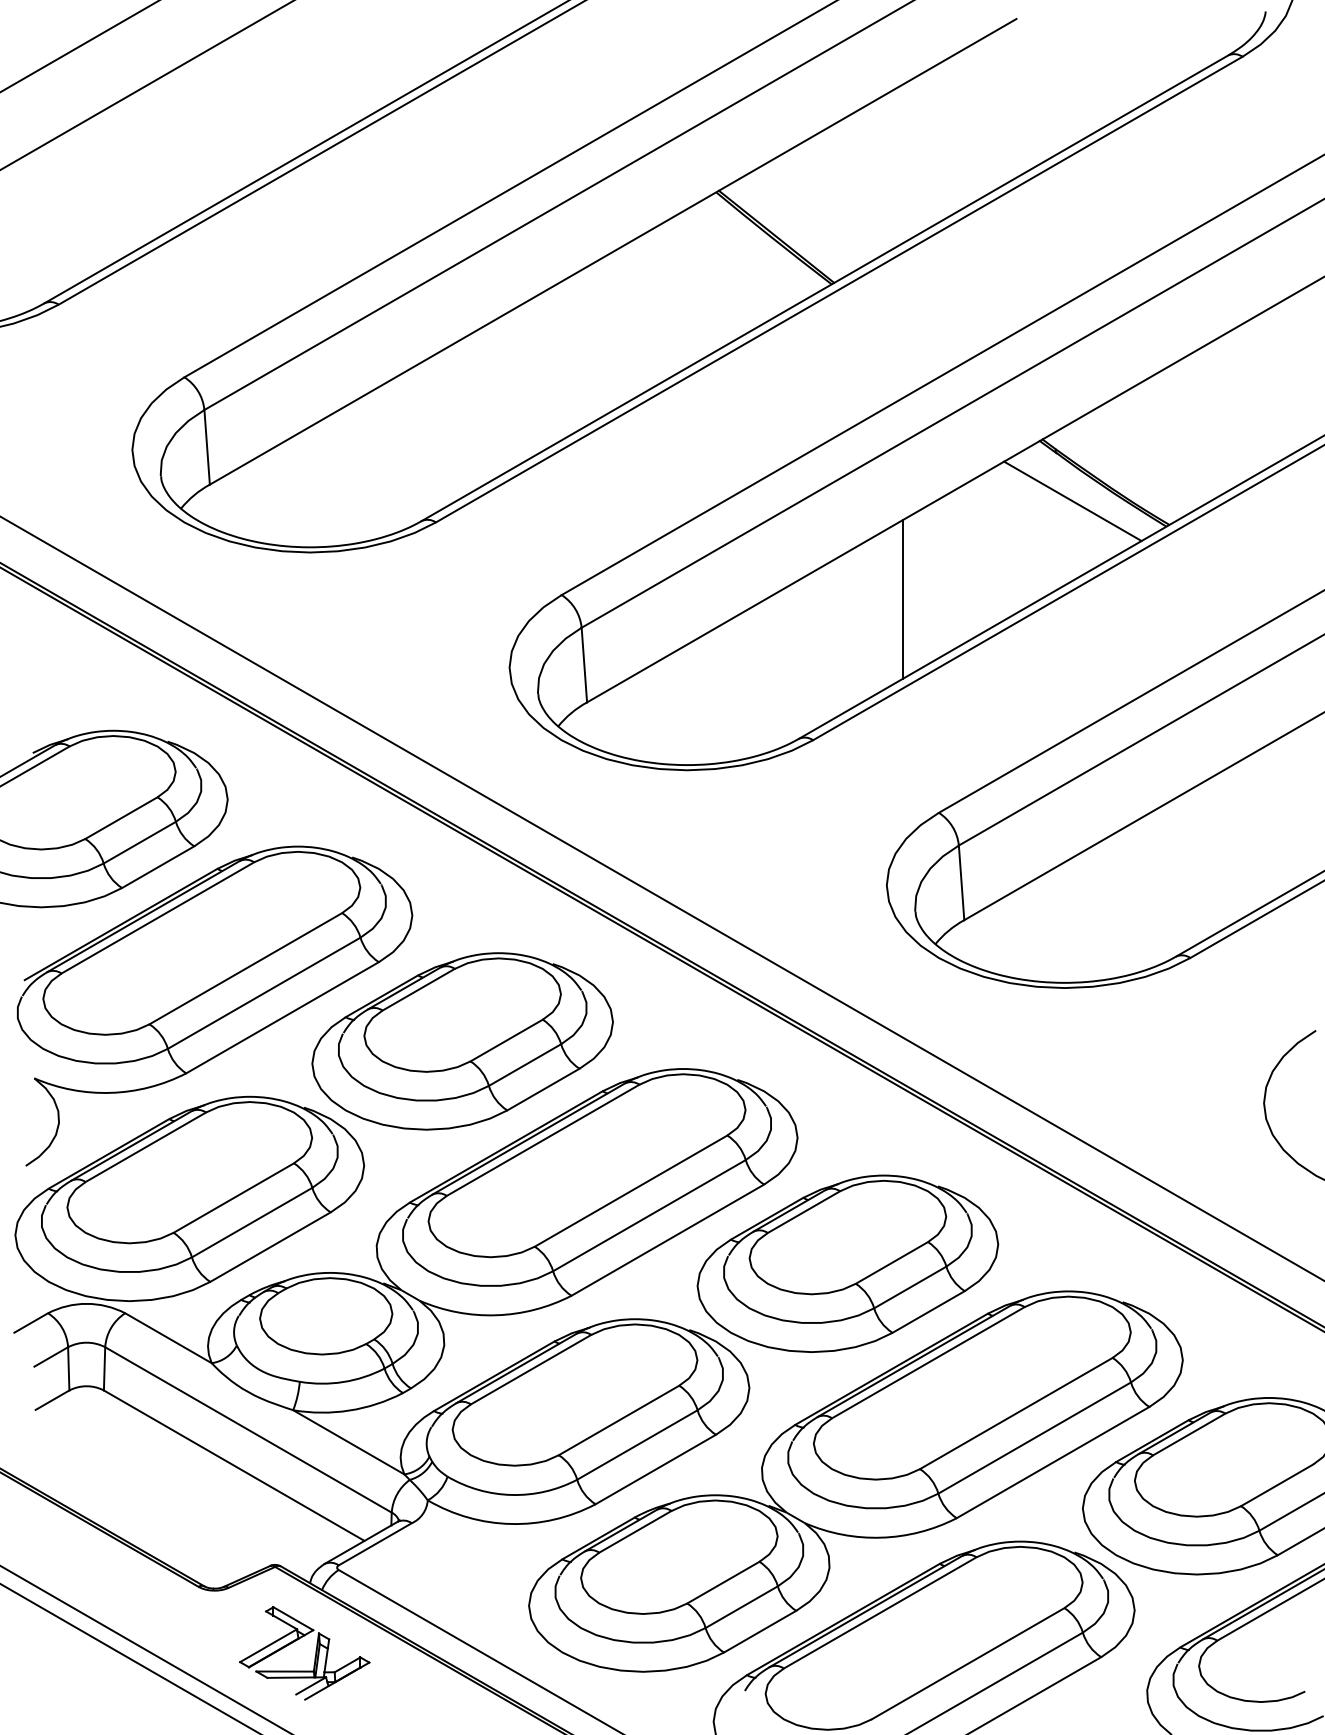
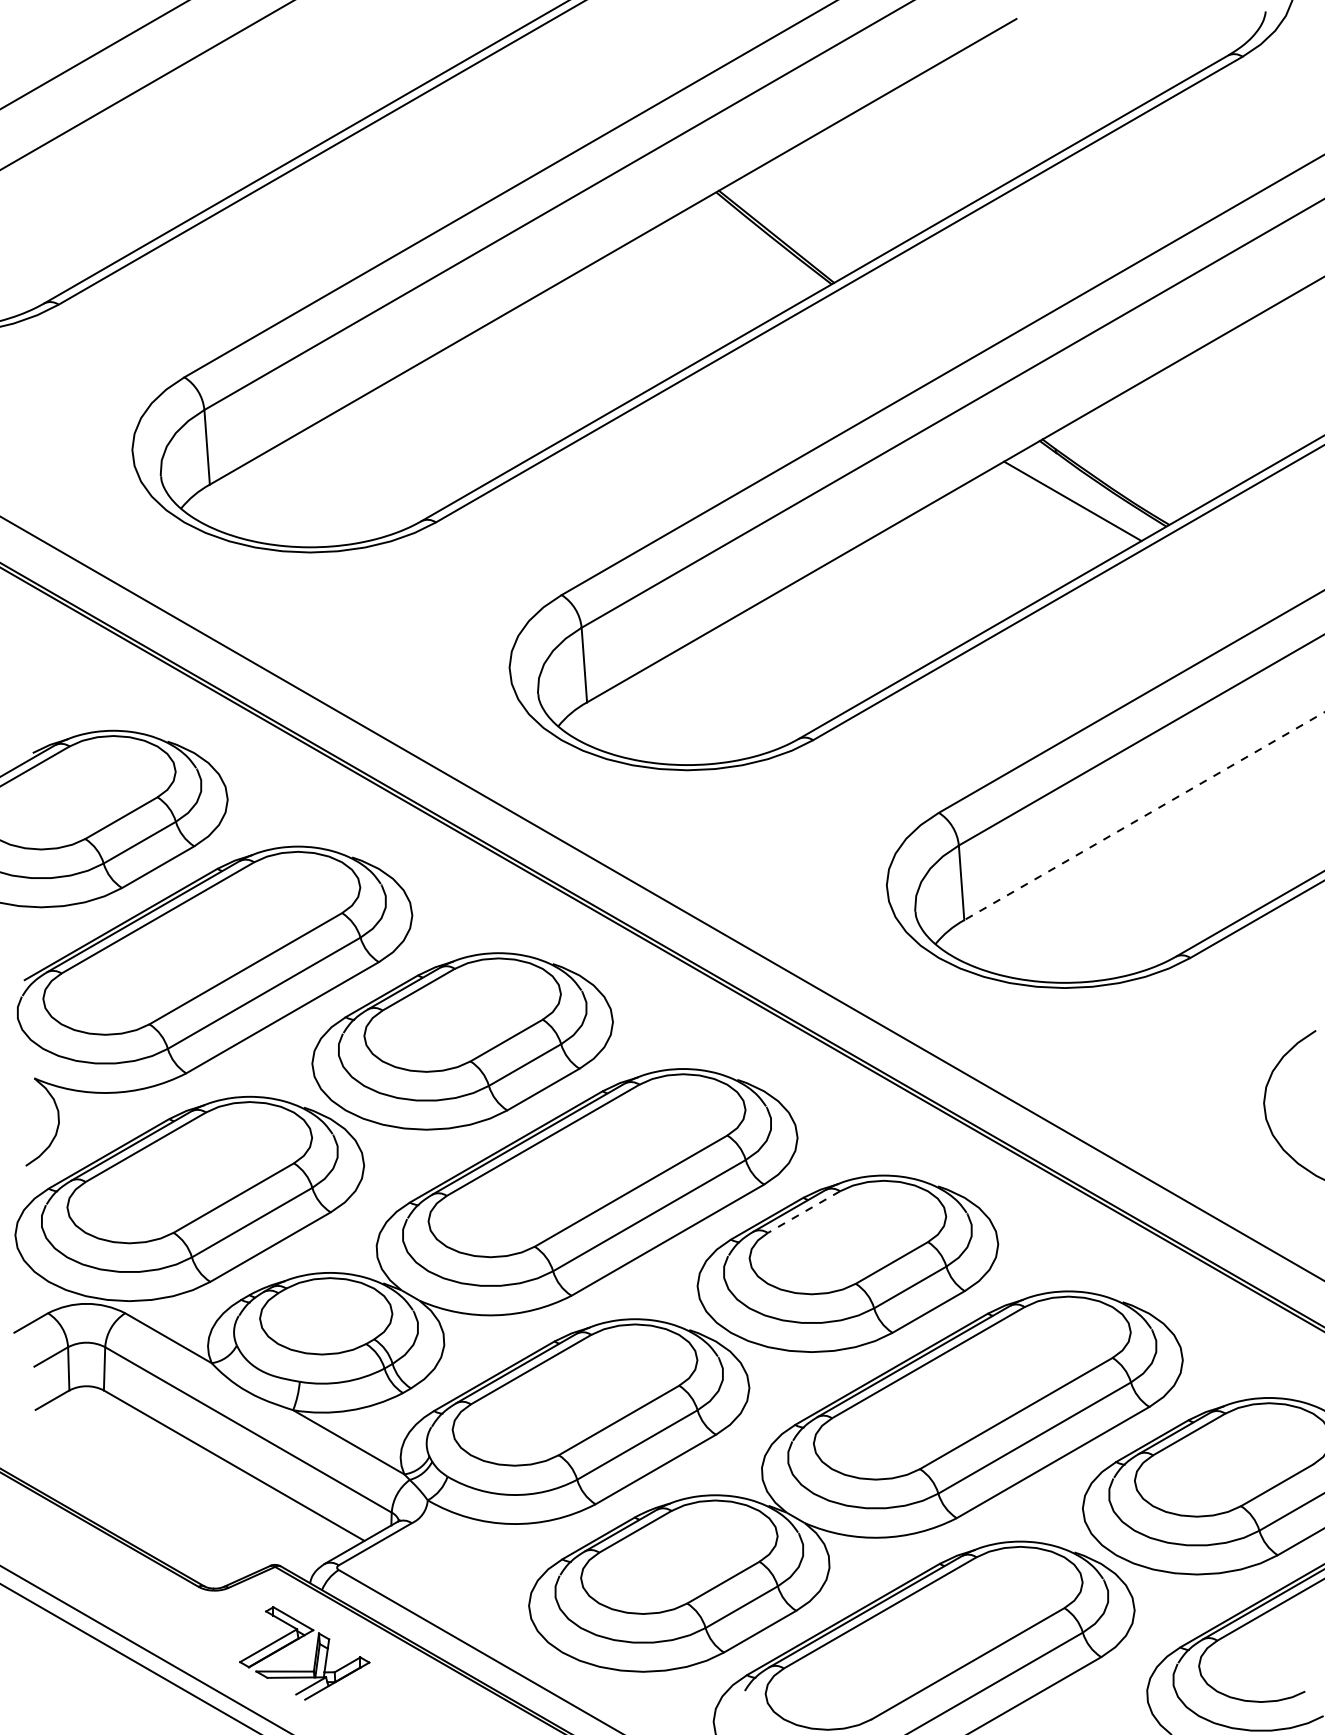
line position: (79, 46) -> (93, 55) (93, 55)
line: present -> none (902, 599)
line: solid -> dashed (1144, 816)
line: solid -> dashed (803, 1212)
